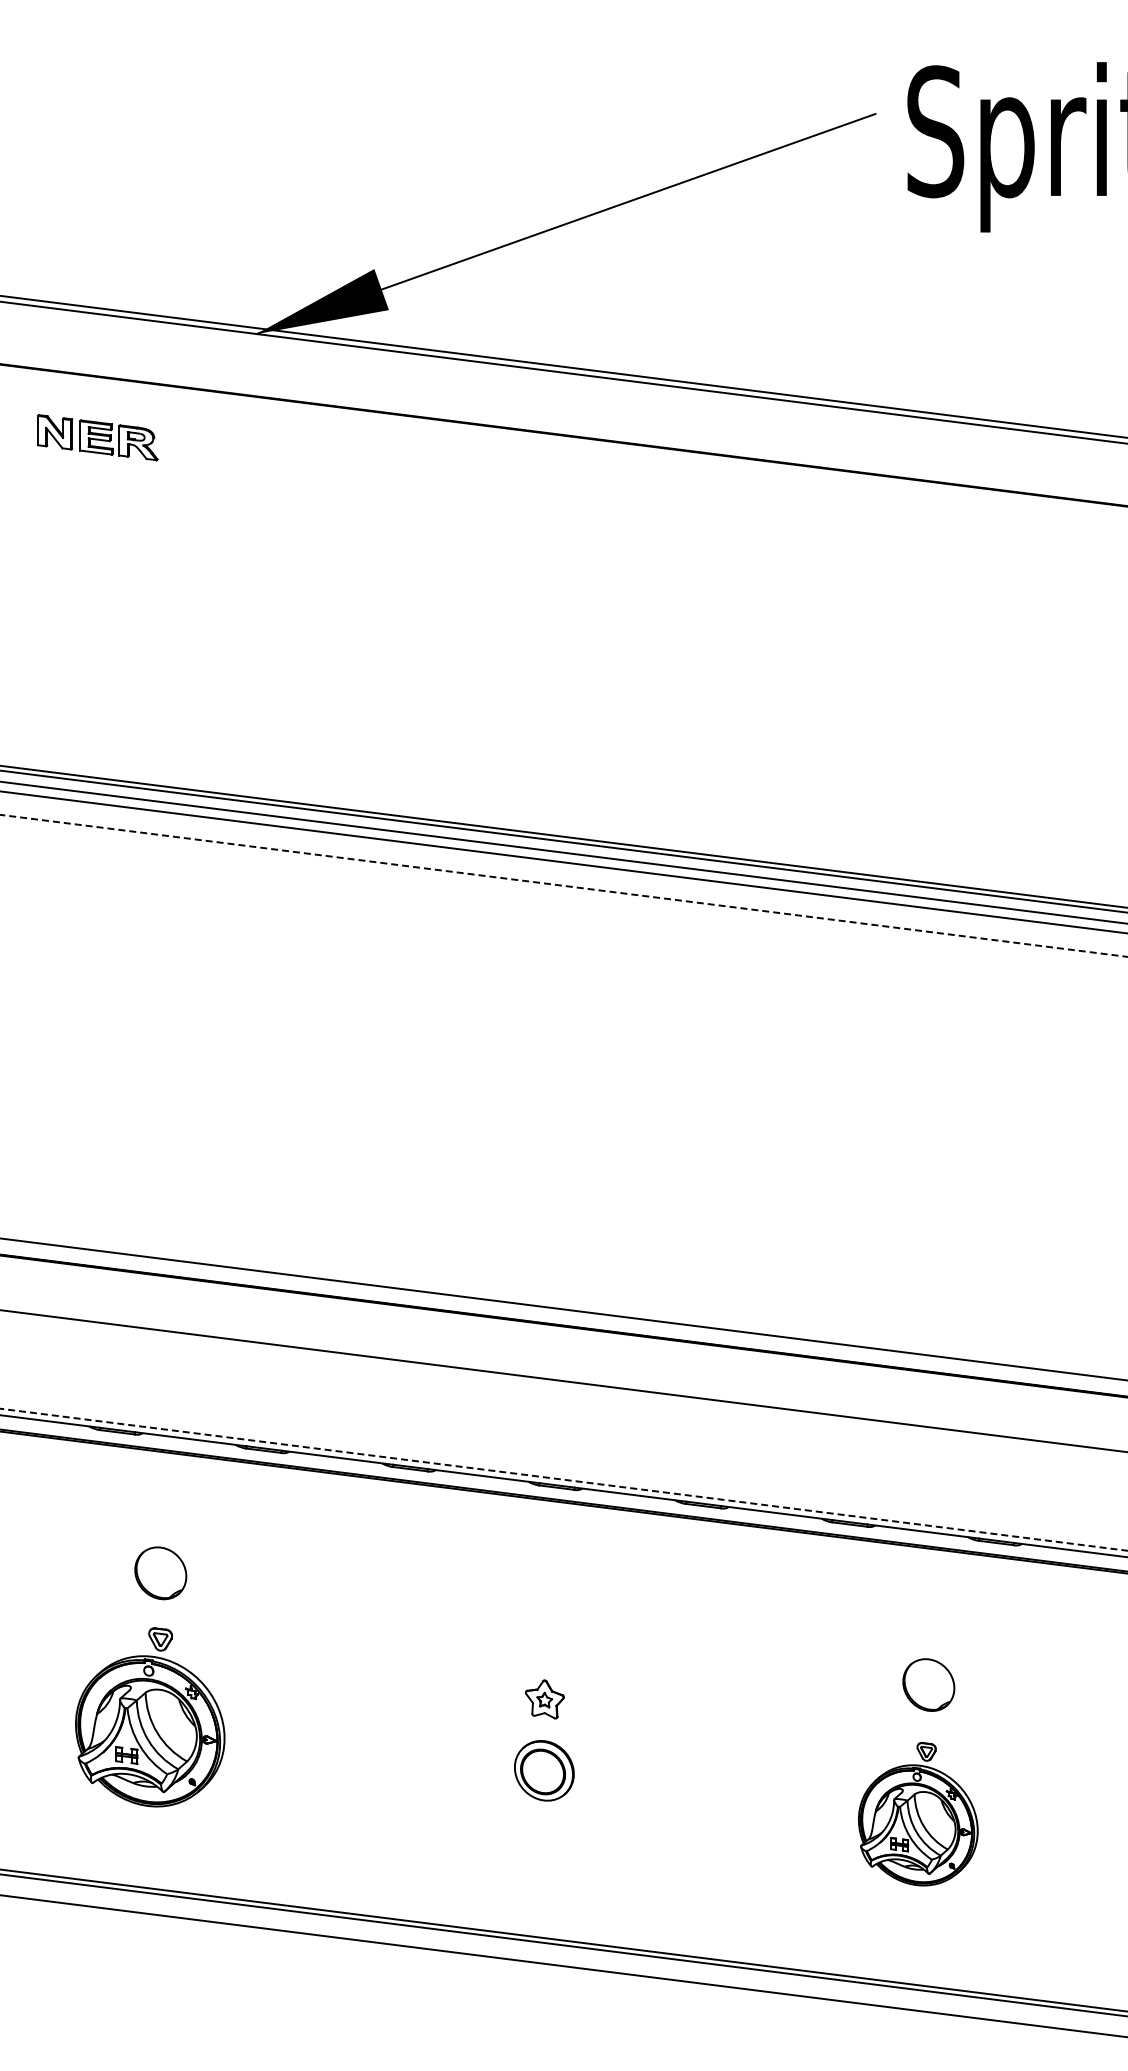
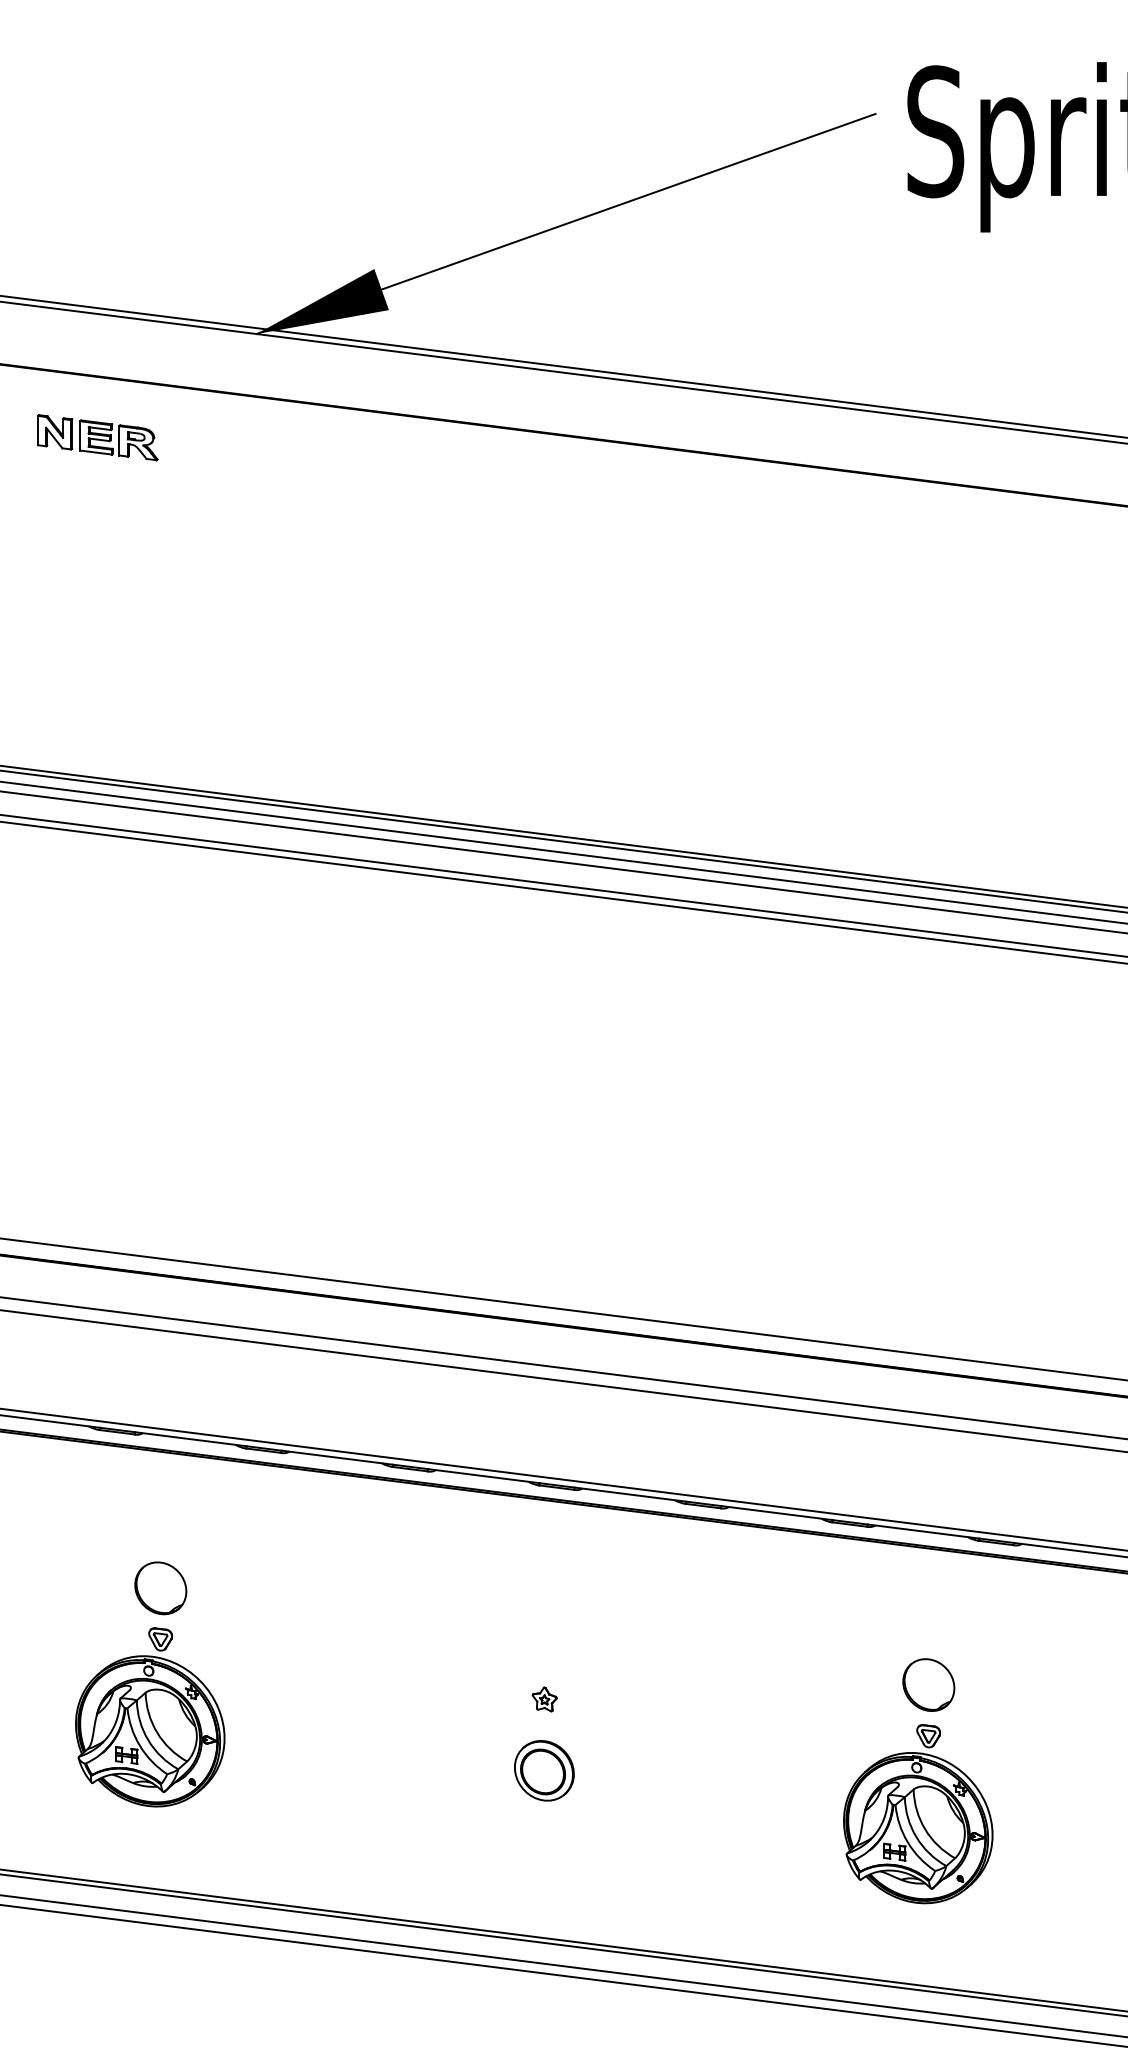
line: dashed -> solid (563, 885)
line: none -> present (563, 892)
line: none -> present (563, 1367)
line: dashed -> solid (563, 1479)
part position: (160, 1573) -> (160, 1588) (160, 1588)
part size: 41x41 px -> 27x27 px (544, 1699)
part size: 121x146 px -> 151x181 px (918, 1814)
line: none -> present (563, 1975)
